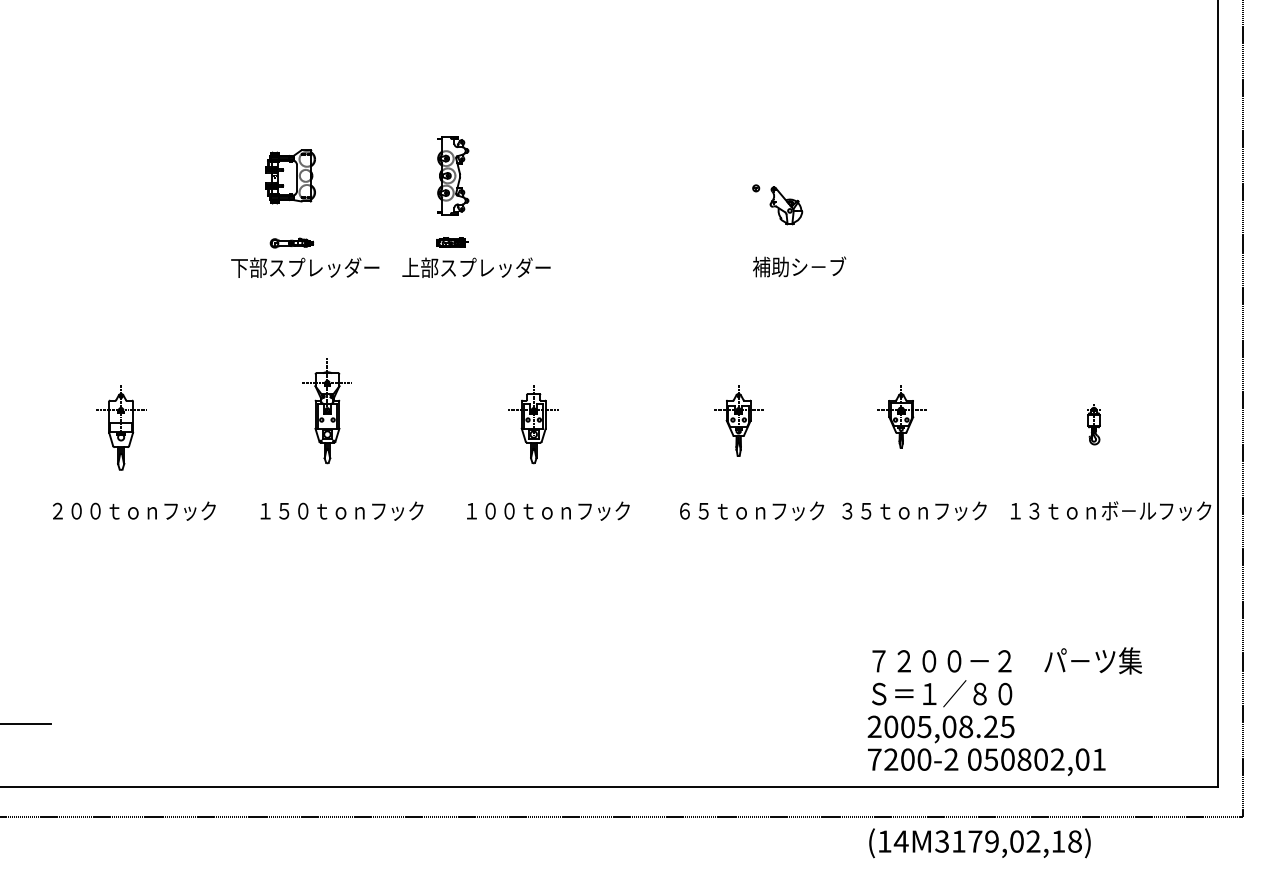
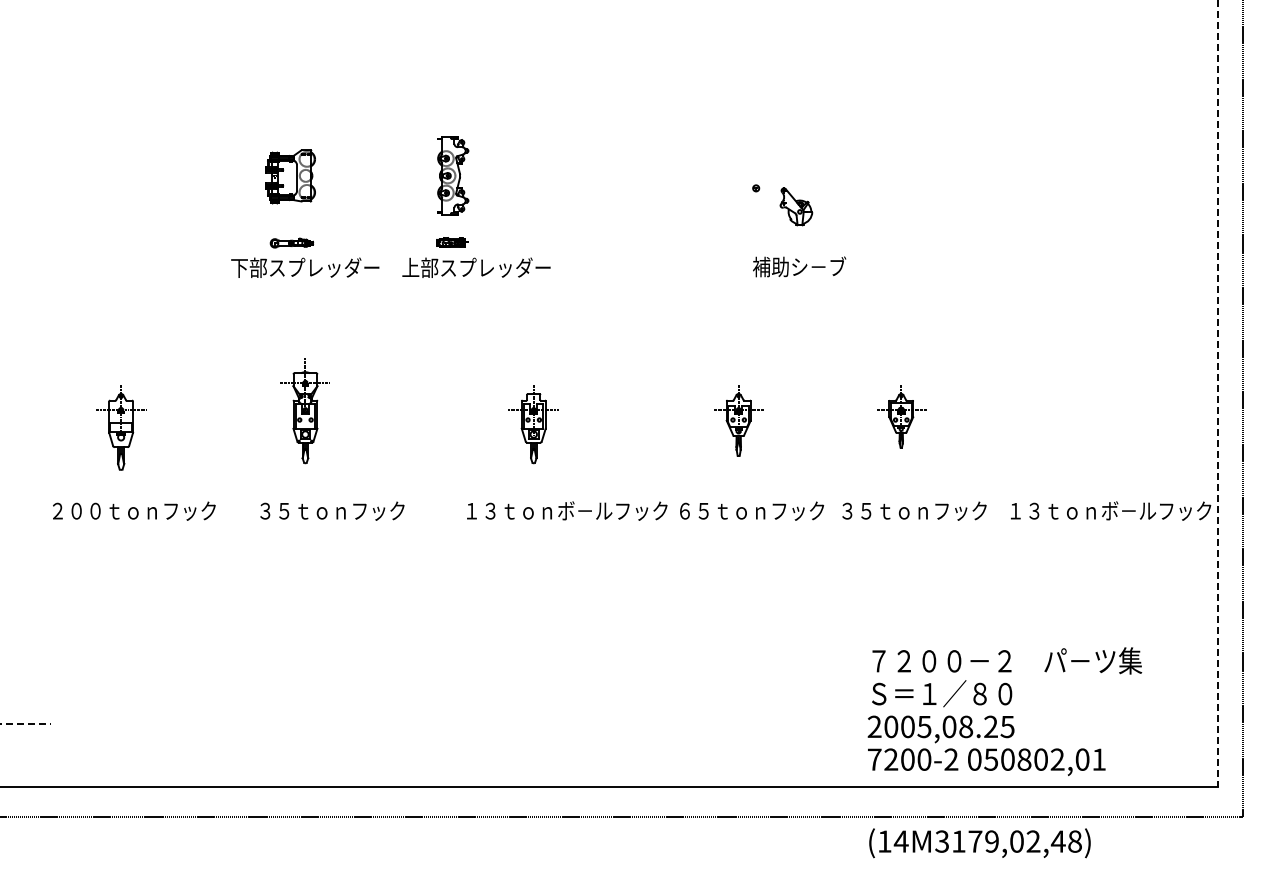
part position: (786, 205) -> (796, 206) (796, 206)
line: solid -> dashed (1217, 394)
part position: (326, 411) -> (304, 411) (304, 411)
part: present -> none (1093, 424)
text: １５０ｔｏｎフック -> ３５ｔｏｎフック (341, 510)
text: １００ｔｏｎフック -> １３ｔｏｎボ－ルフック (576, 510)
line: solid -> dashed (26, 723)
text: (14M3179,02,18) -> (14M3179,02,48) (1057, 841)
